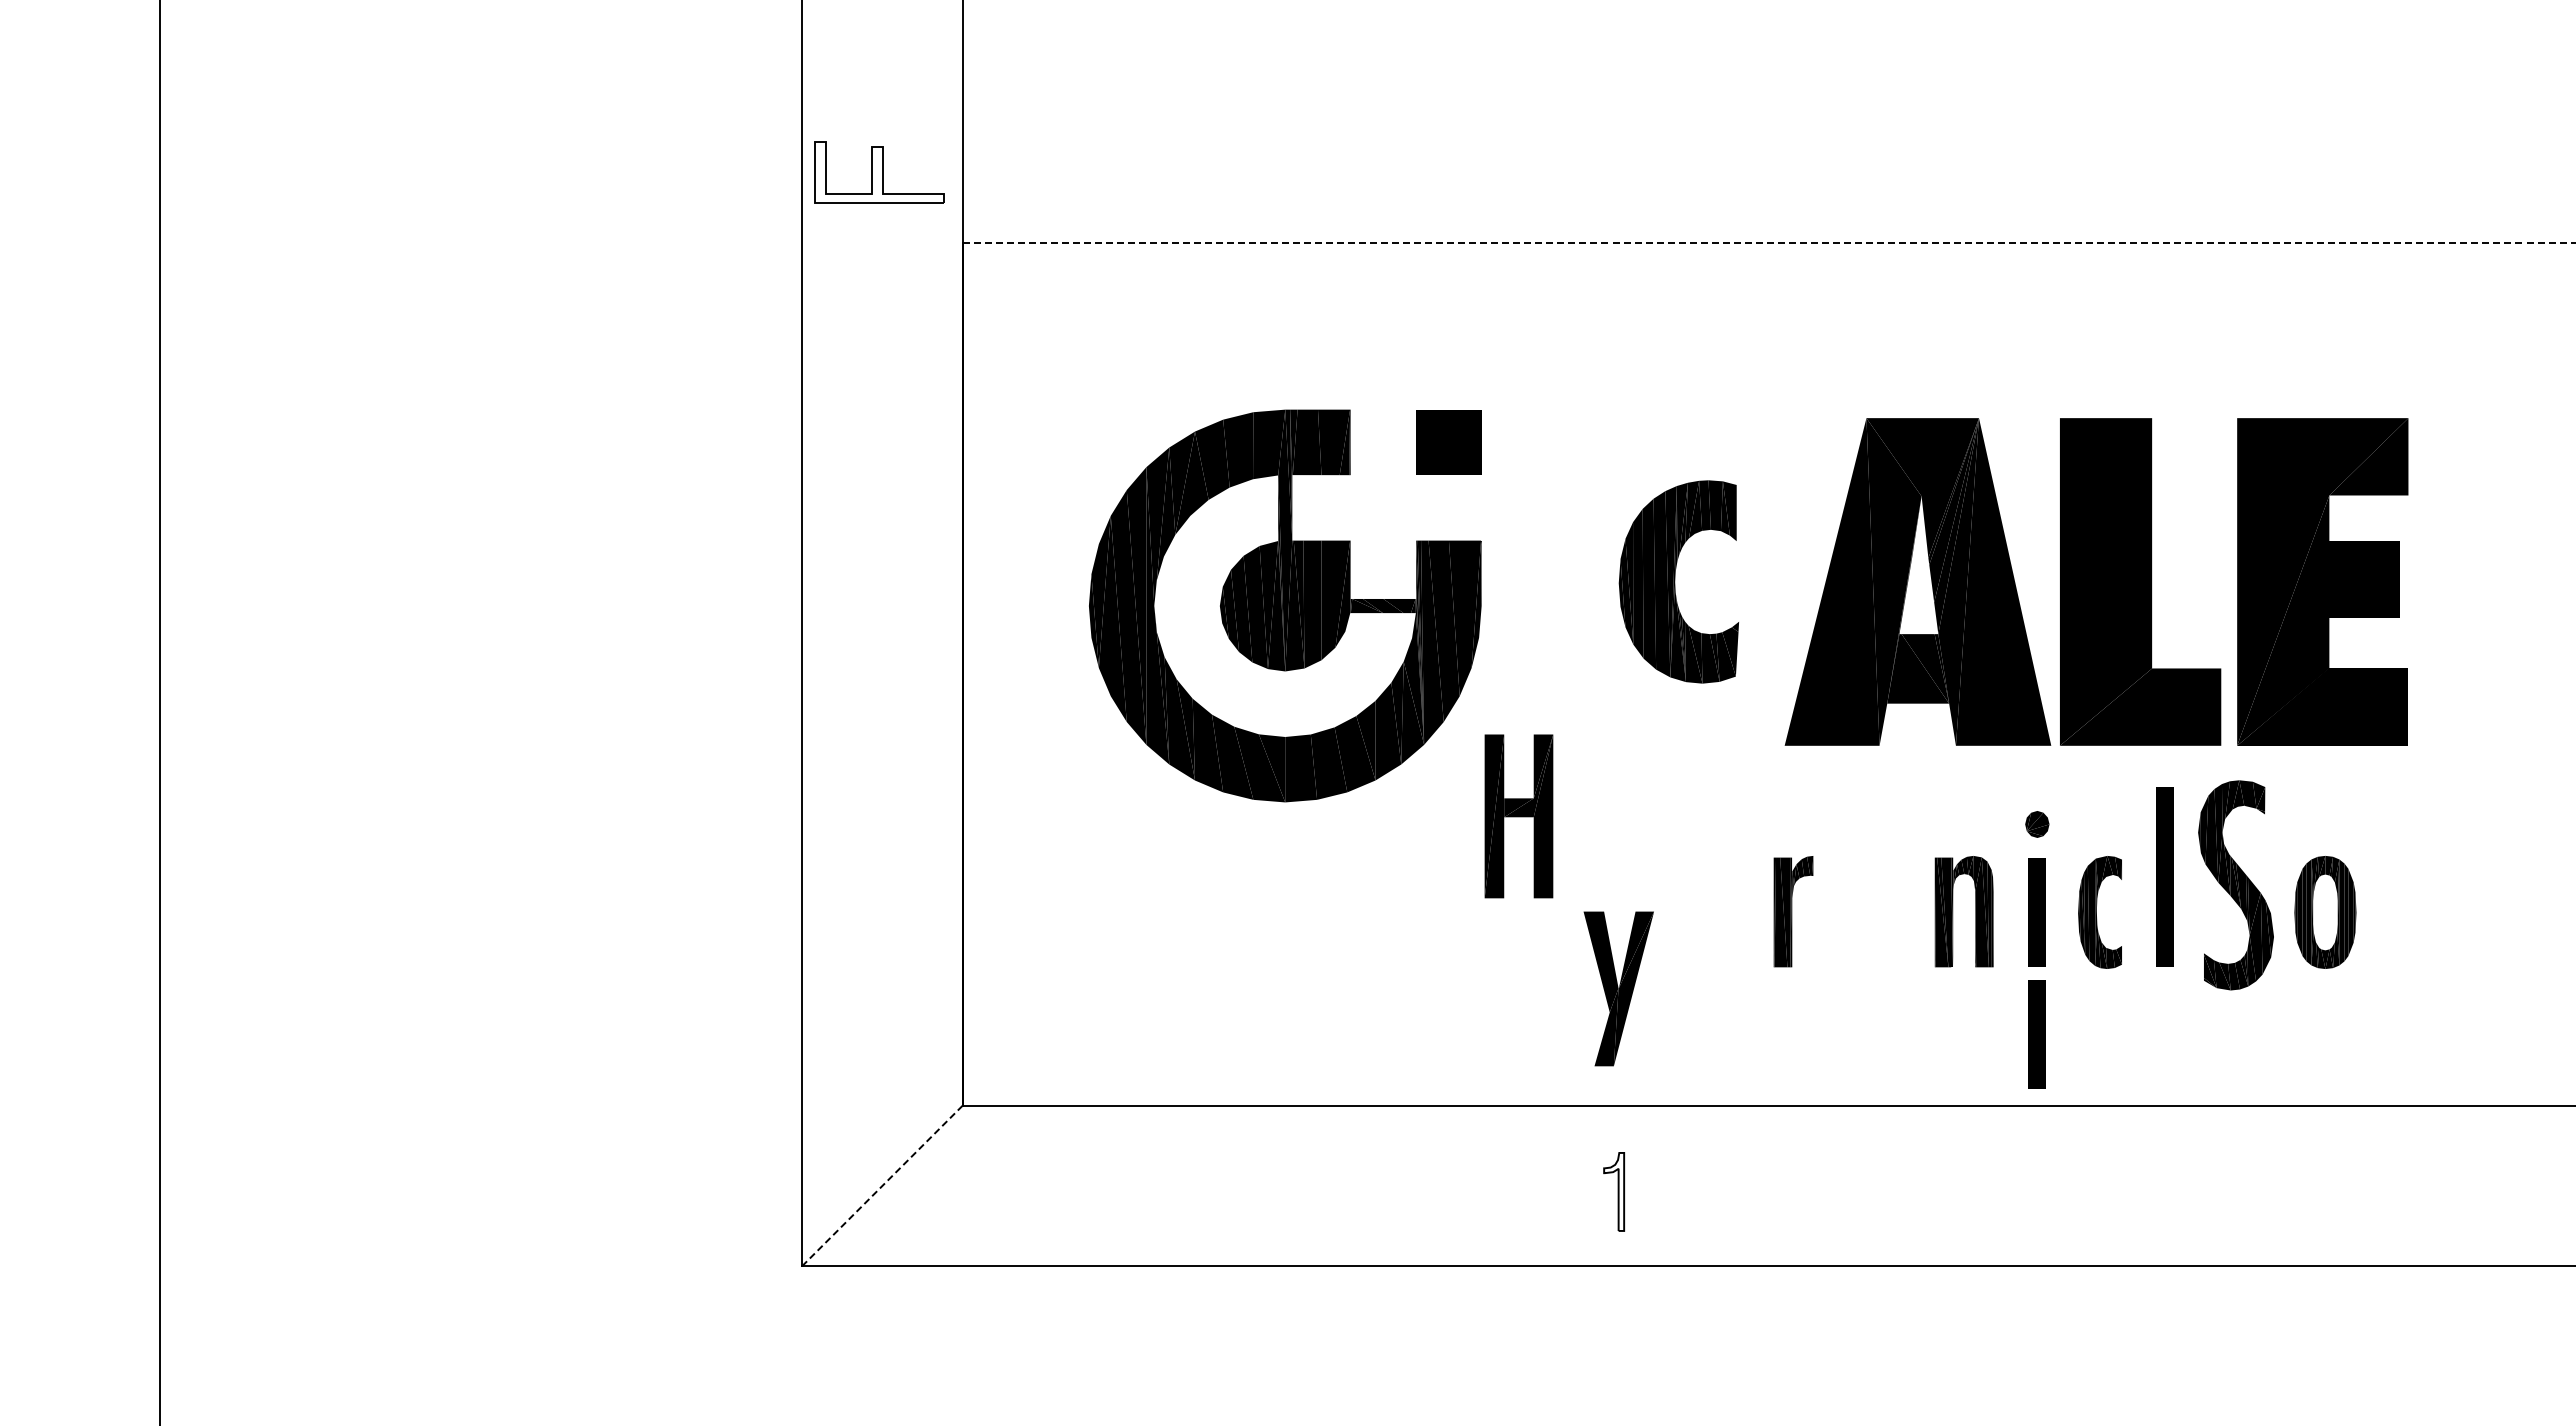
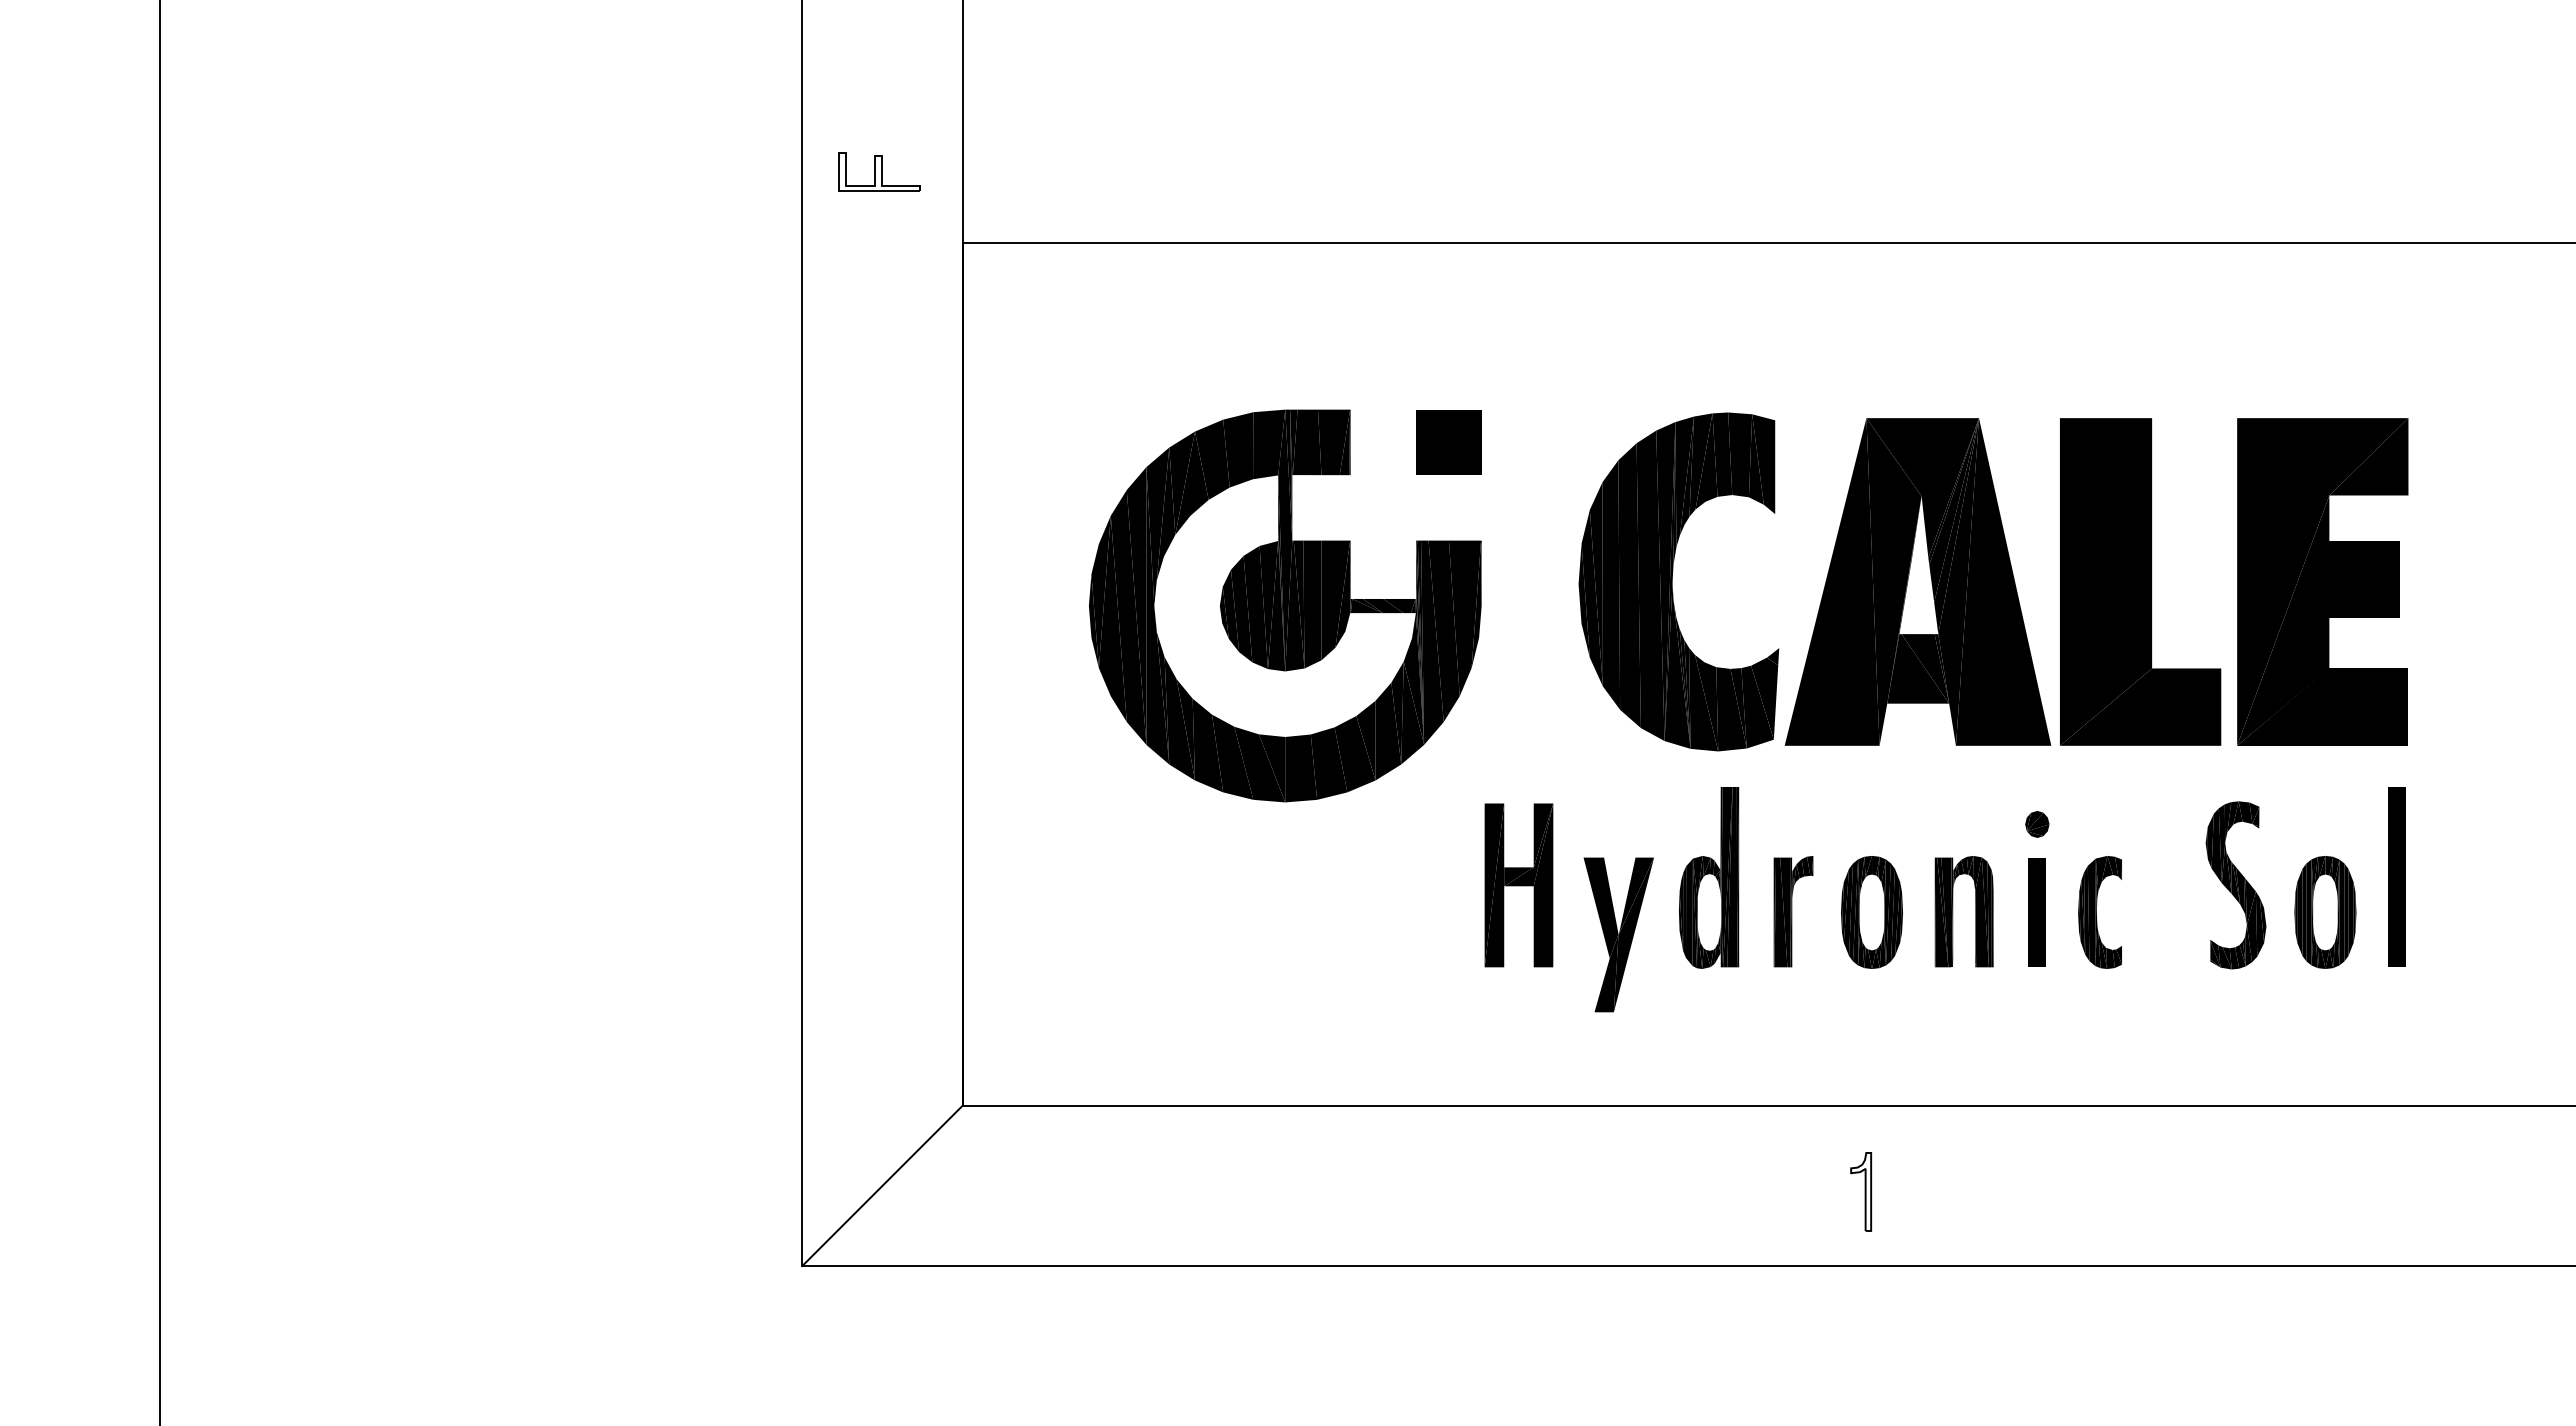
part size: 131x63 px -> 83x40 px (879, 171)
line: dashed -> solid (1769, 242)
part size: 121x204 px -> 202x340 px (1678, 581)
part position: (1518, 816) -> (1518, 885) (1518, 885)
part position: (2164, 876) -> (2396, 876) (2396, 876)
part: none -> present (1709, 877)
part size: 76x211 px -> 62x169 px (2235, 885)
part: none -> present (1871, 912)
part position: (1618, 988) -> (1618, 934) (1618, 934)
part: present -> none (2036, 1034)
line: dashed -> solid (882, 1186)
part position: (1613, 1191) -> (1860, 1191) (1860, 1191)
